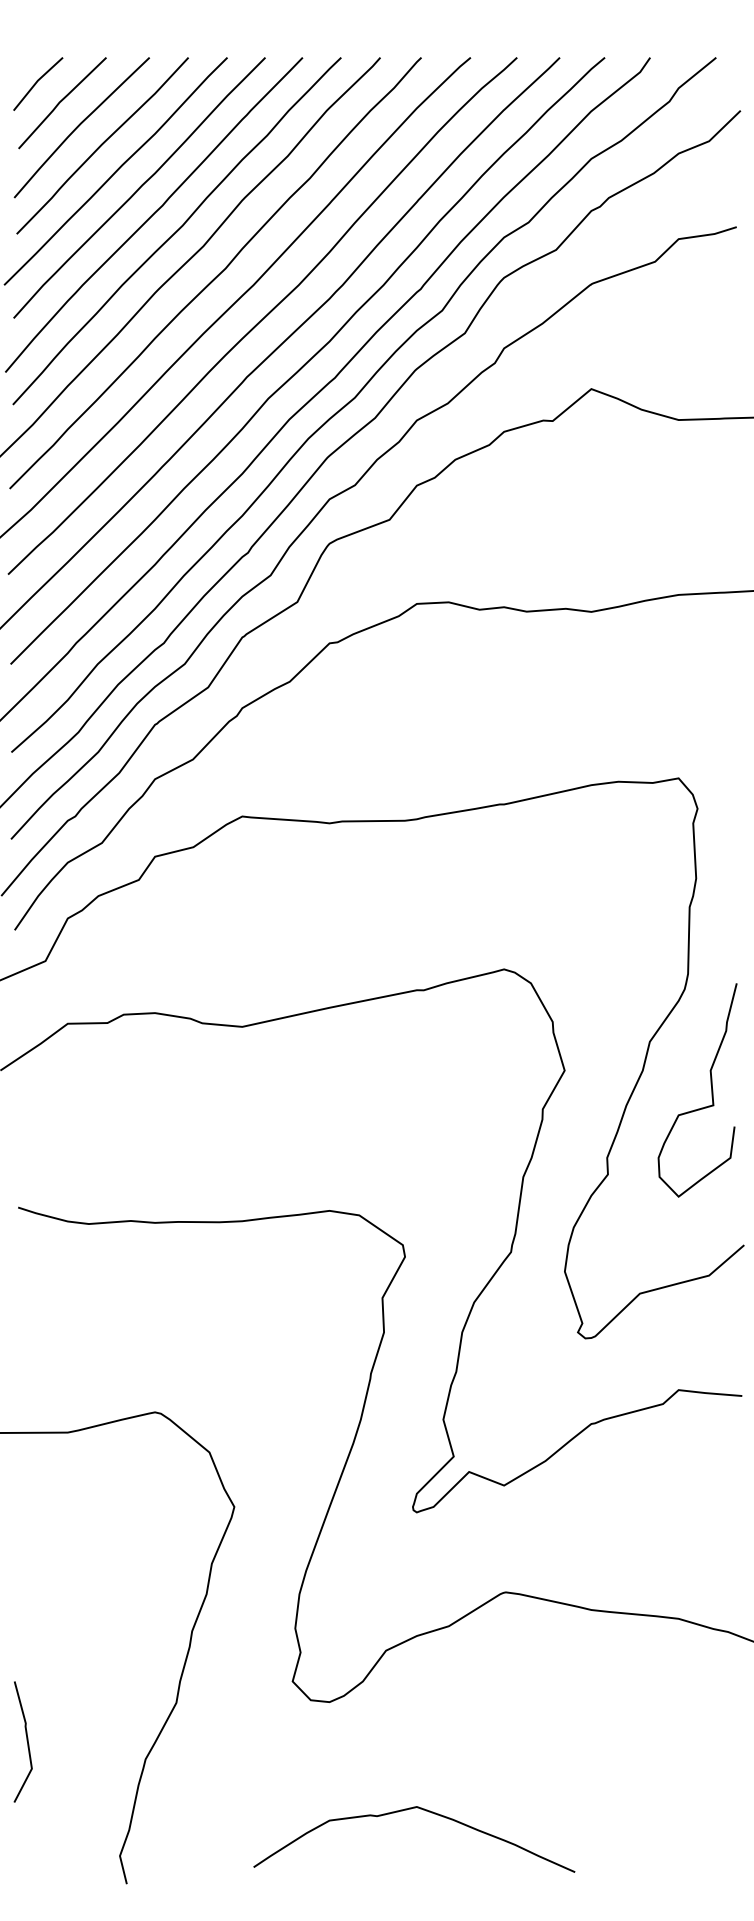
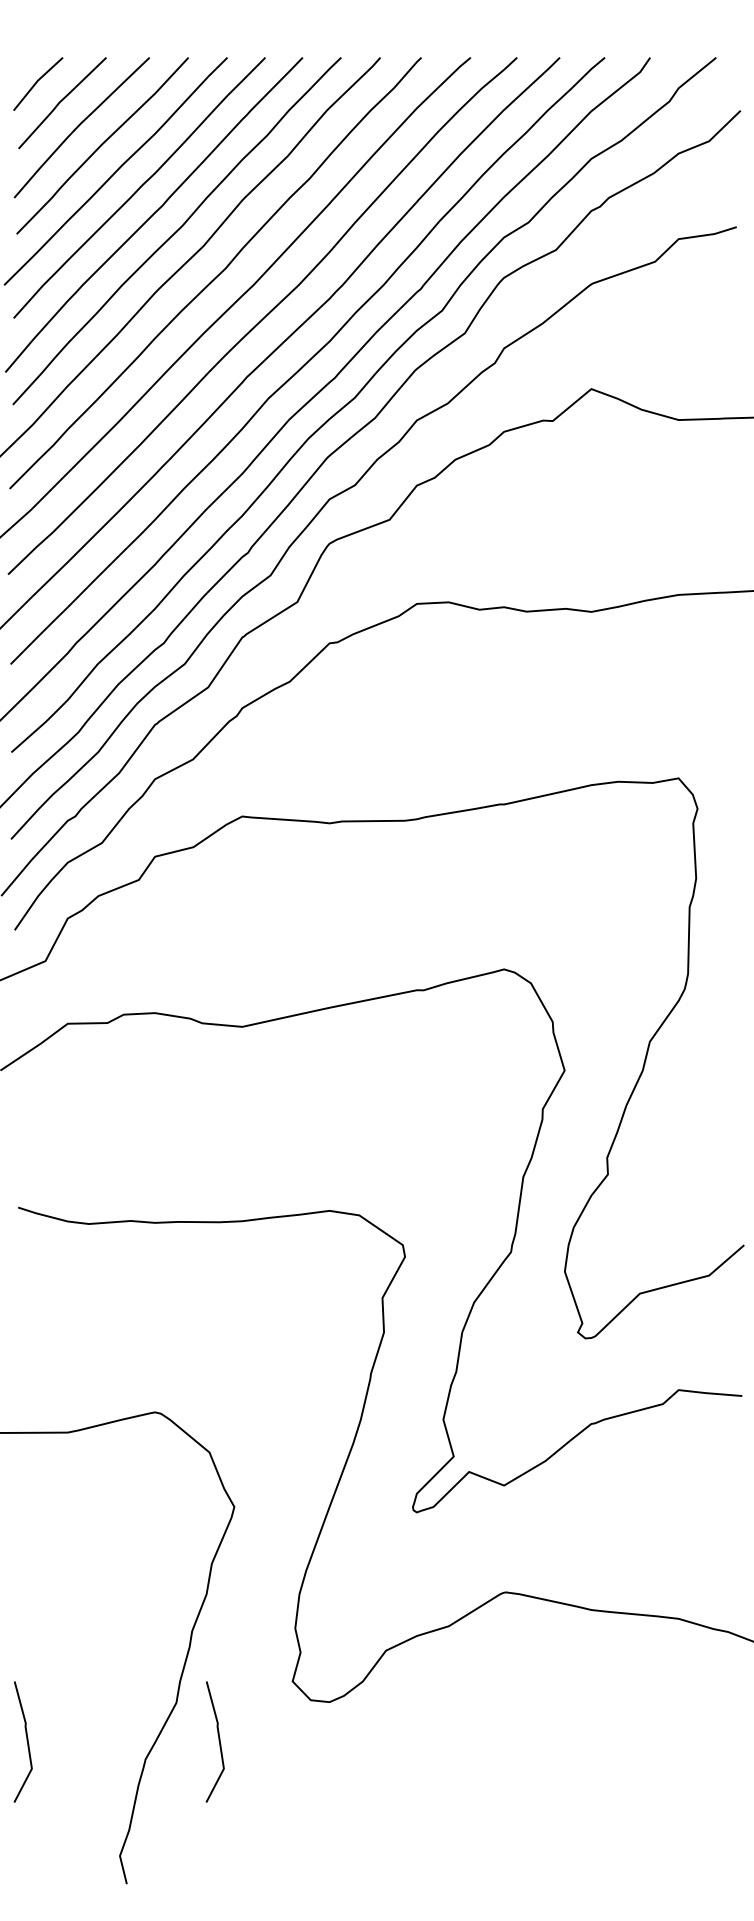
curve: present -> none (711, 1090)
line: none -> present (218, 1741)
curve: present -> none (407, 1810)
